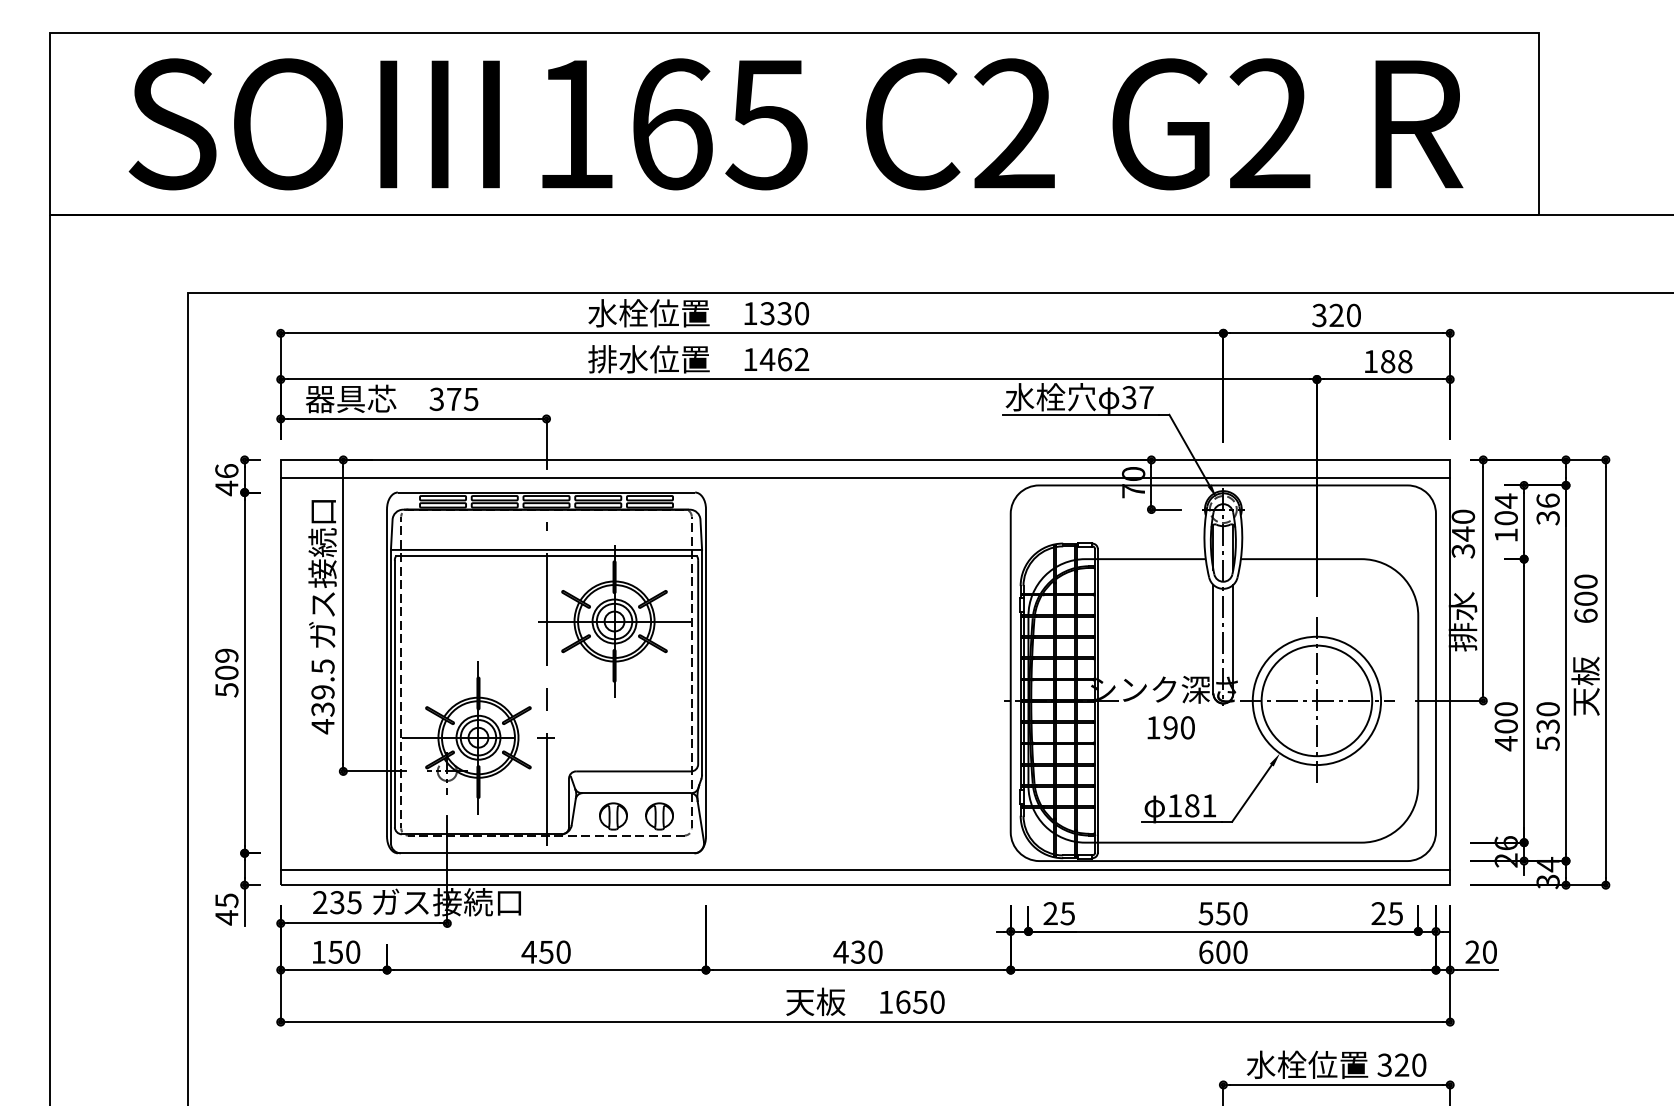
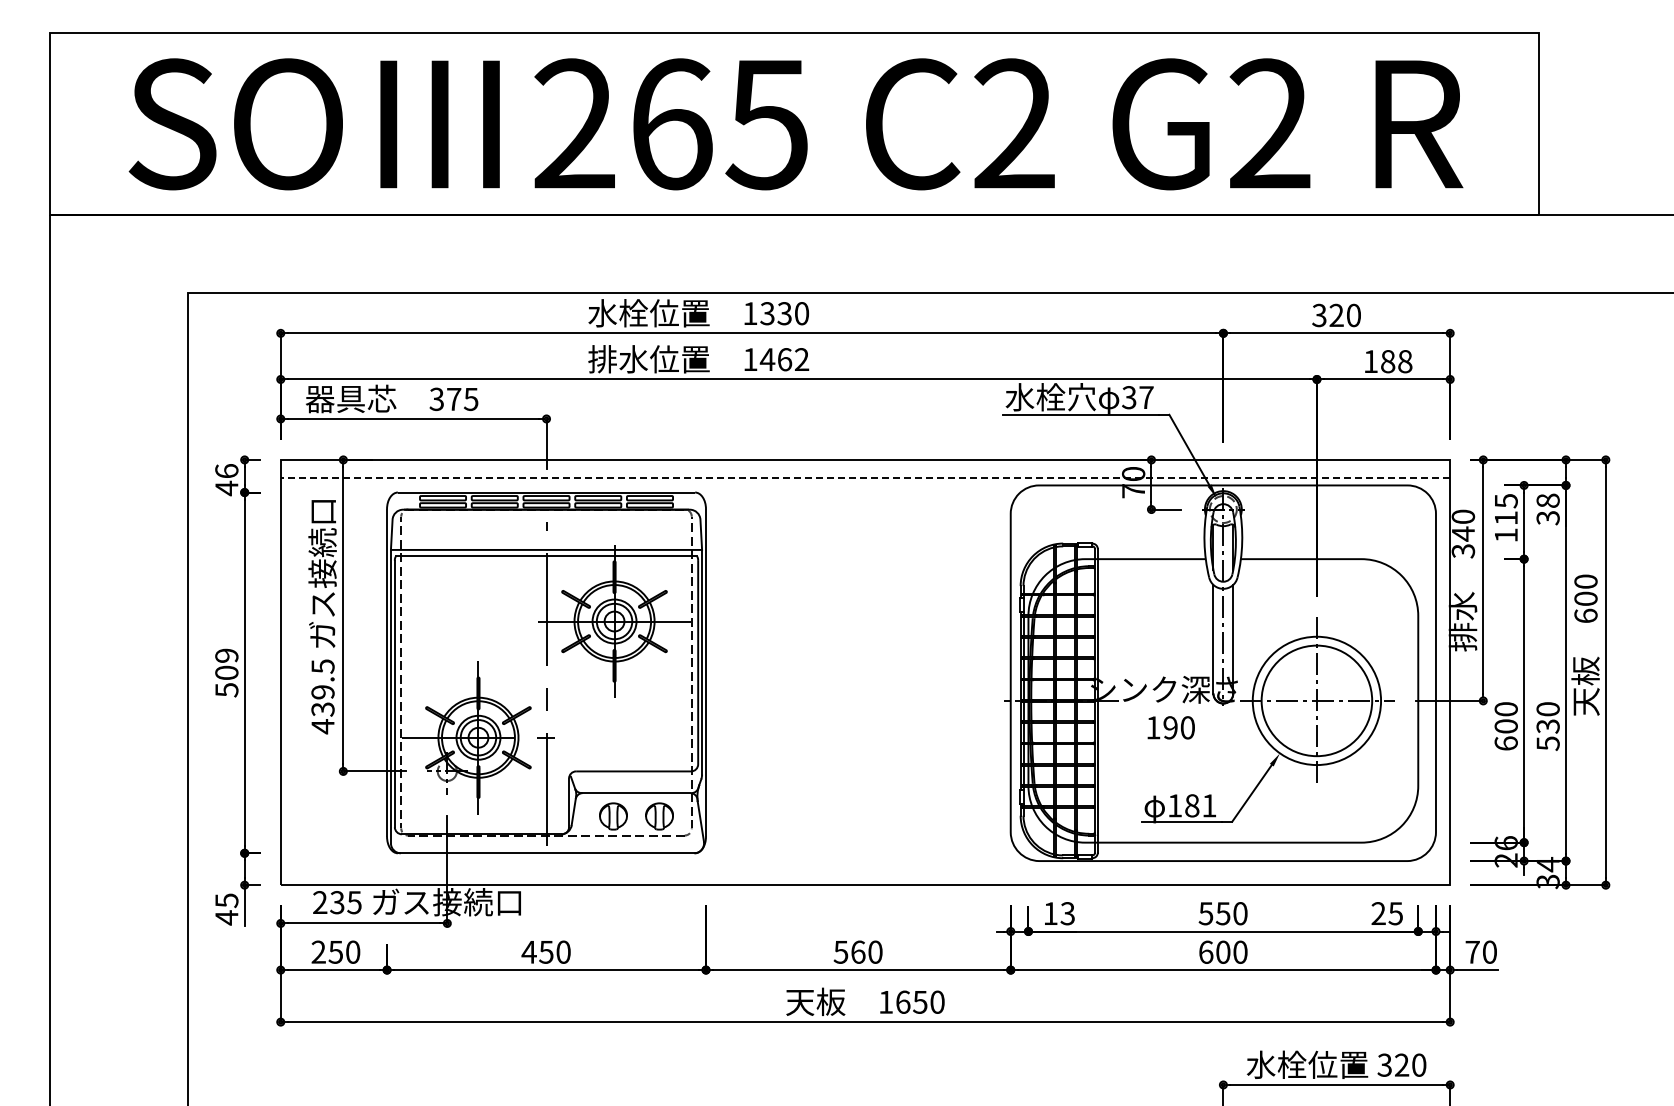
text: 165 -> 265 (574, 123)
line: solid -> dashed (865, 477)
text: 36 -> 38 (1547, 500)
text: 104 -> 115 (1505, 509)
text: 400 -> 600 (1505, 743)
line: present -> none (865, 870)
text: 25 -> 13 (1058, 913)
text: 150 -> 250 (318, 951)
text: 430 -> 560 (849, 951)
text: 20 -> 70 (1472, 951)
